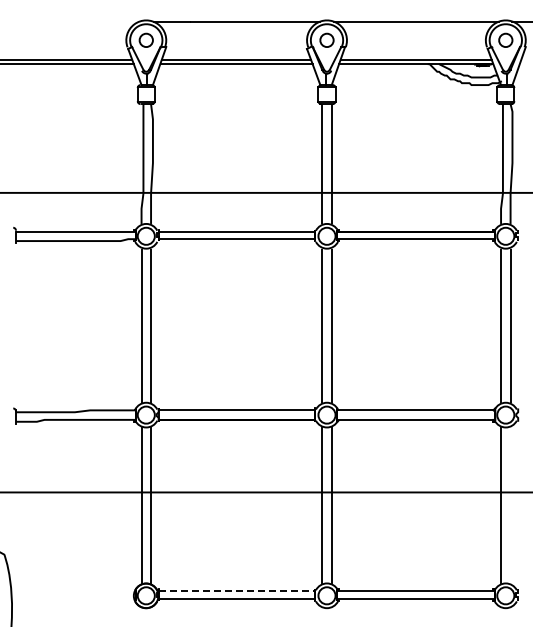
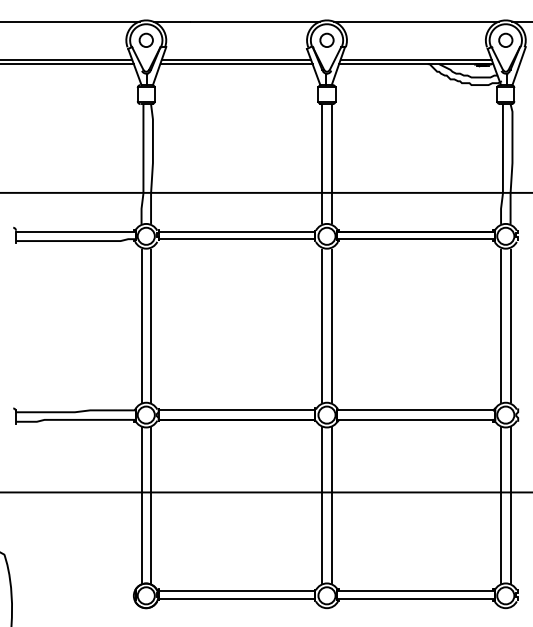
line: none -> present (70, 22)
line: none -> present (510, 505)
line: dashed -> solid (236, 591)
